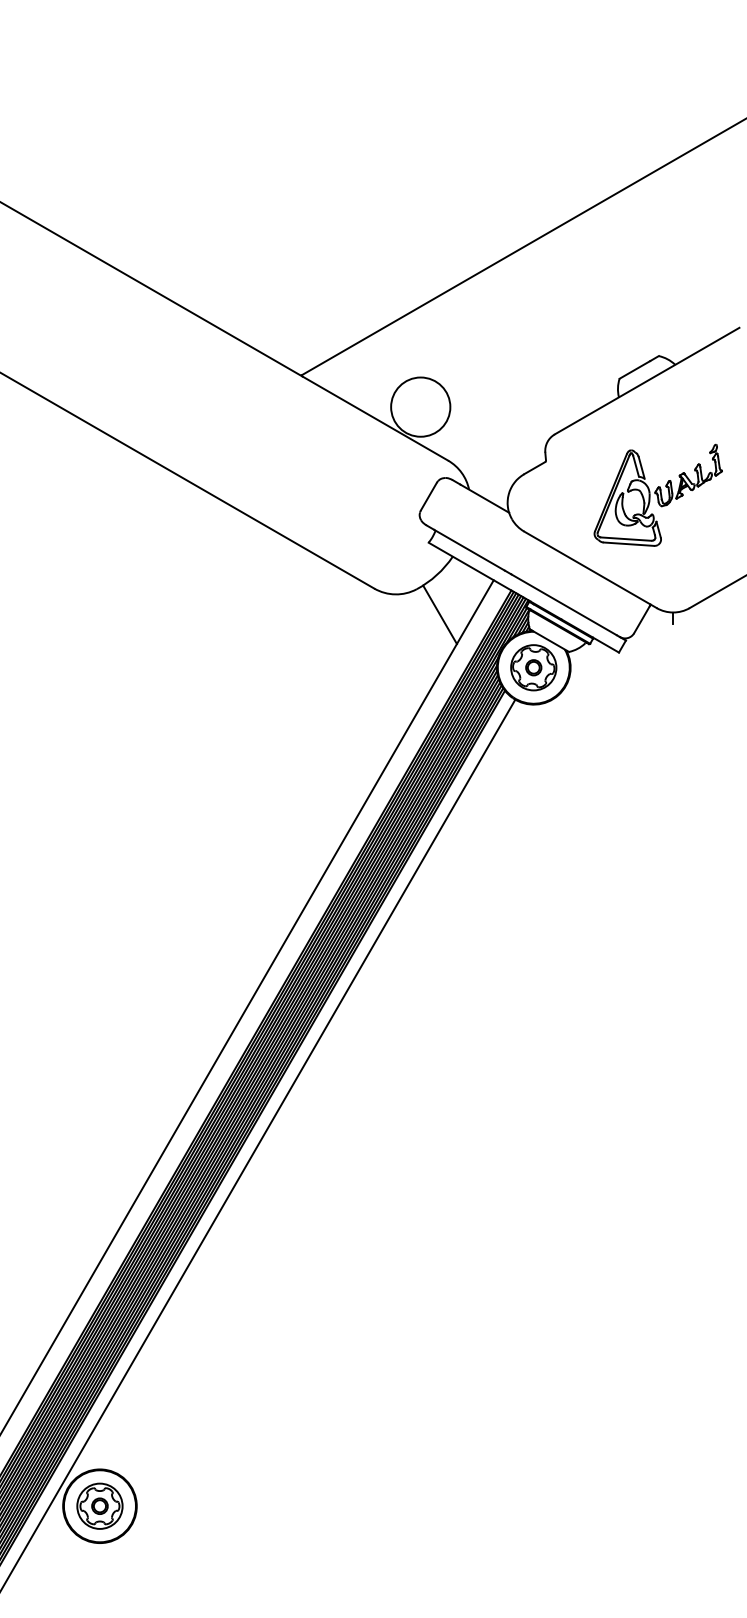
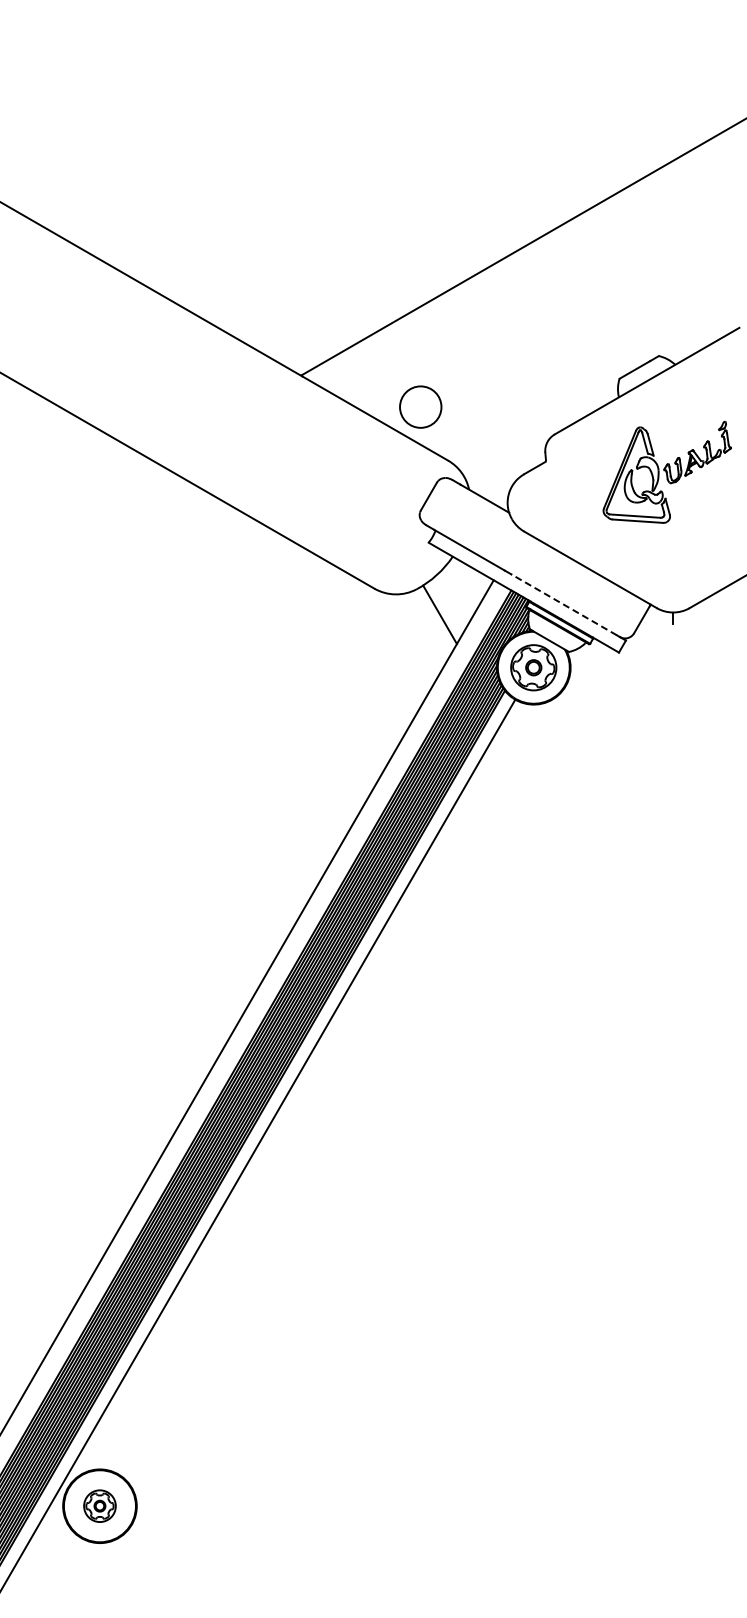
circle diameter: 59 px -> 41 px (420, 406)
part position: (657, 494) -> (666, 471) (666, 471)
line: solid -> dashed (564, 604)
part size: 48x48 px -> 34x34 px (99, 1505)
